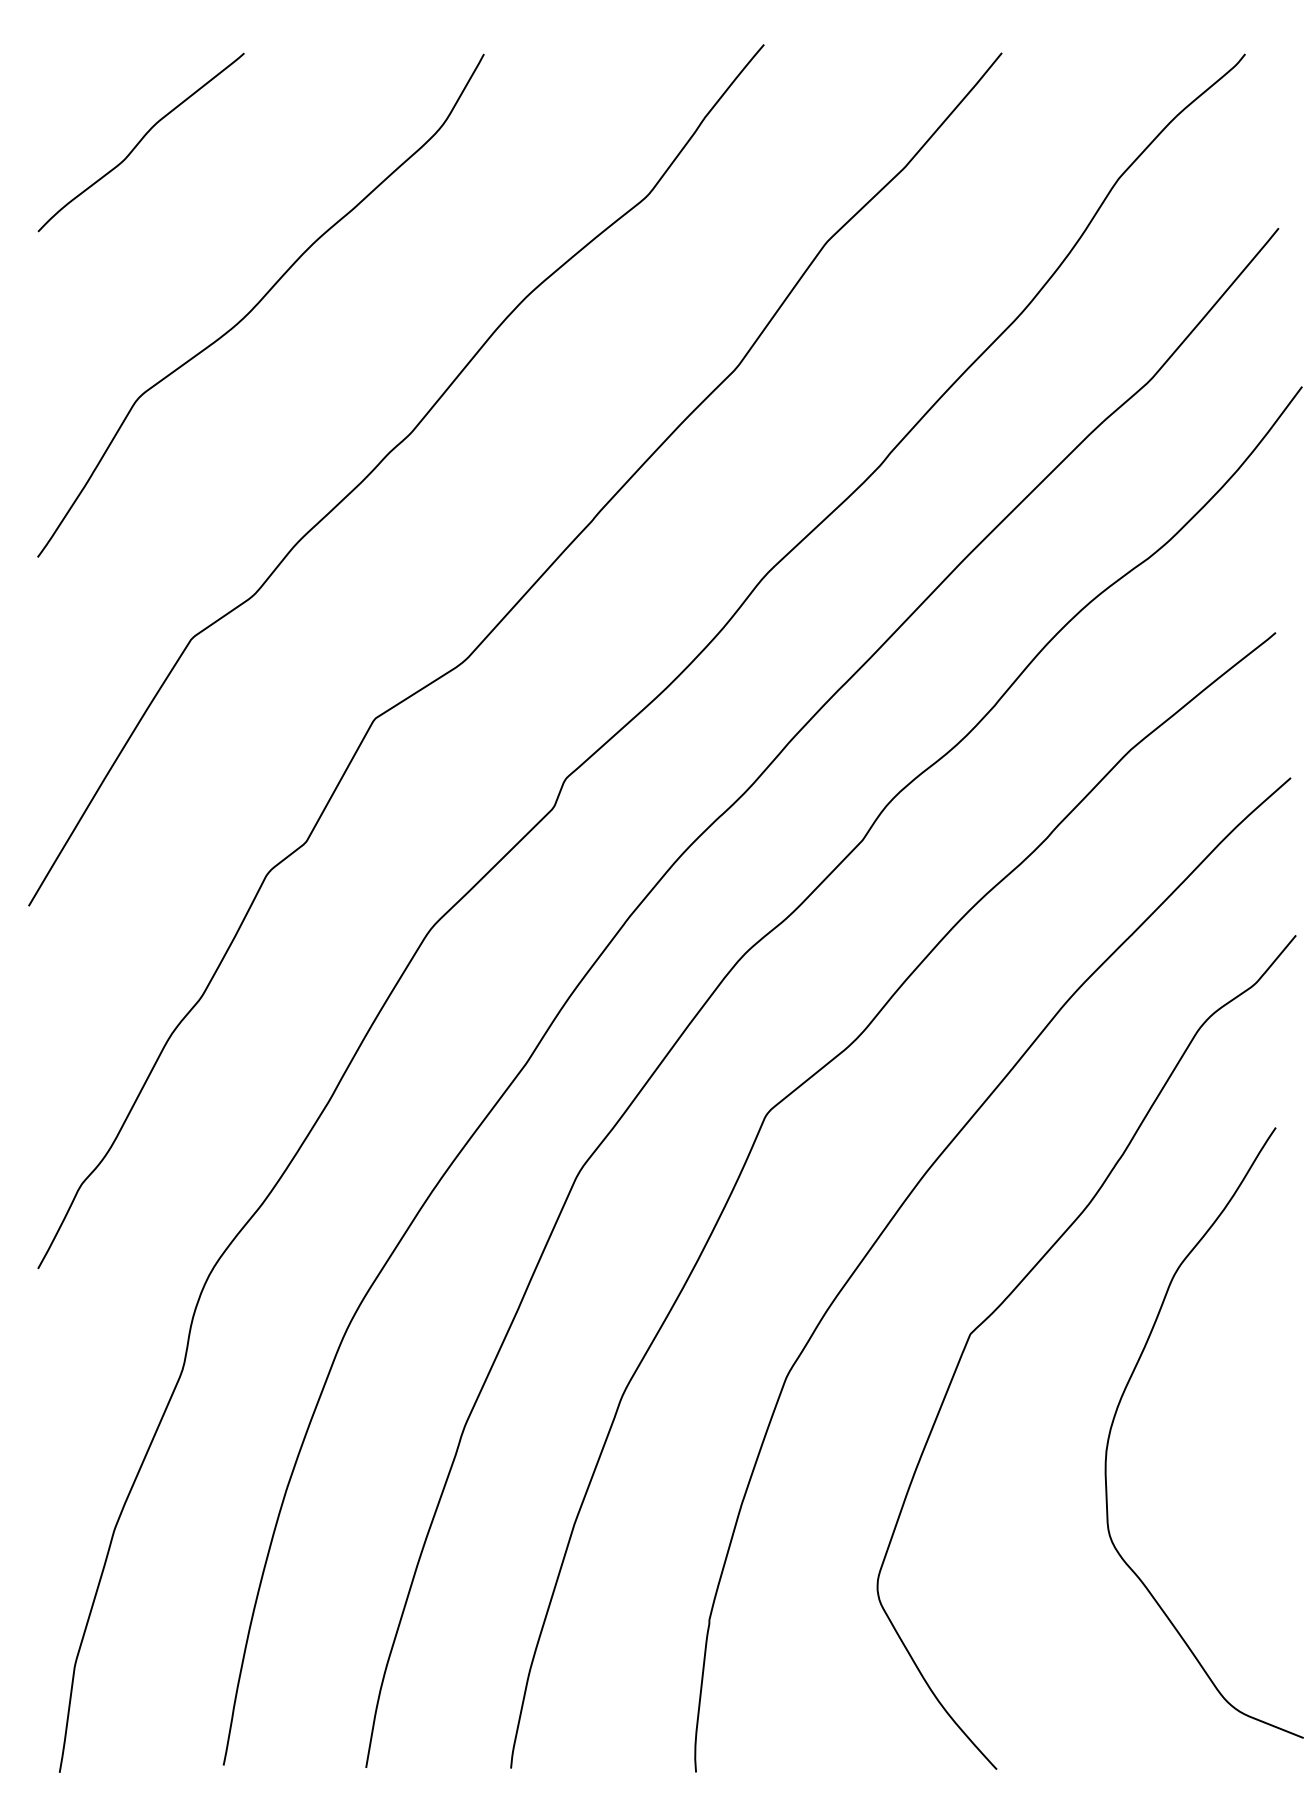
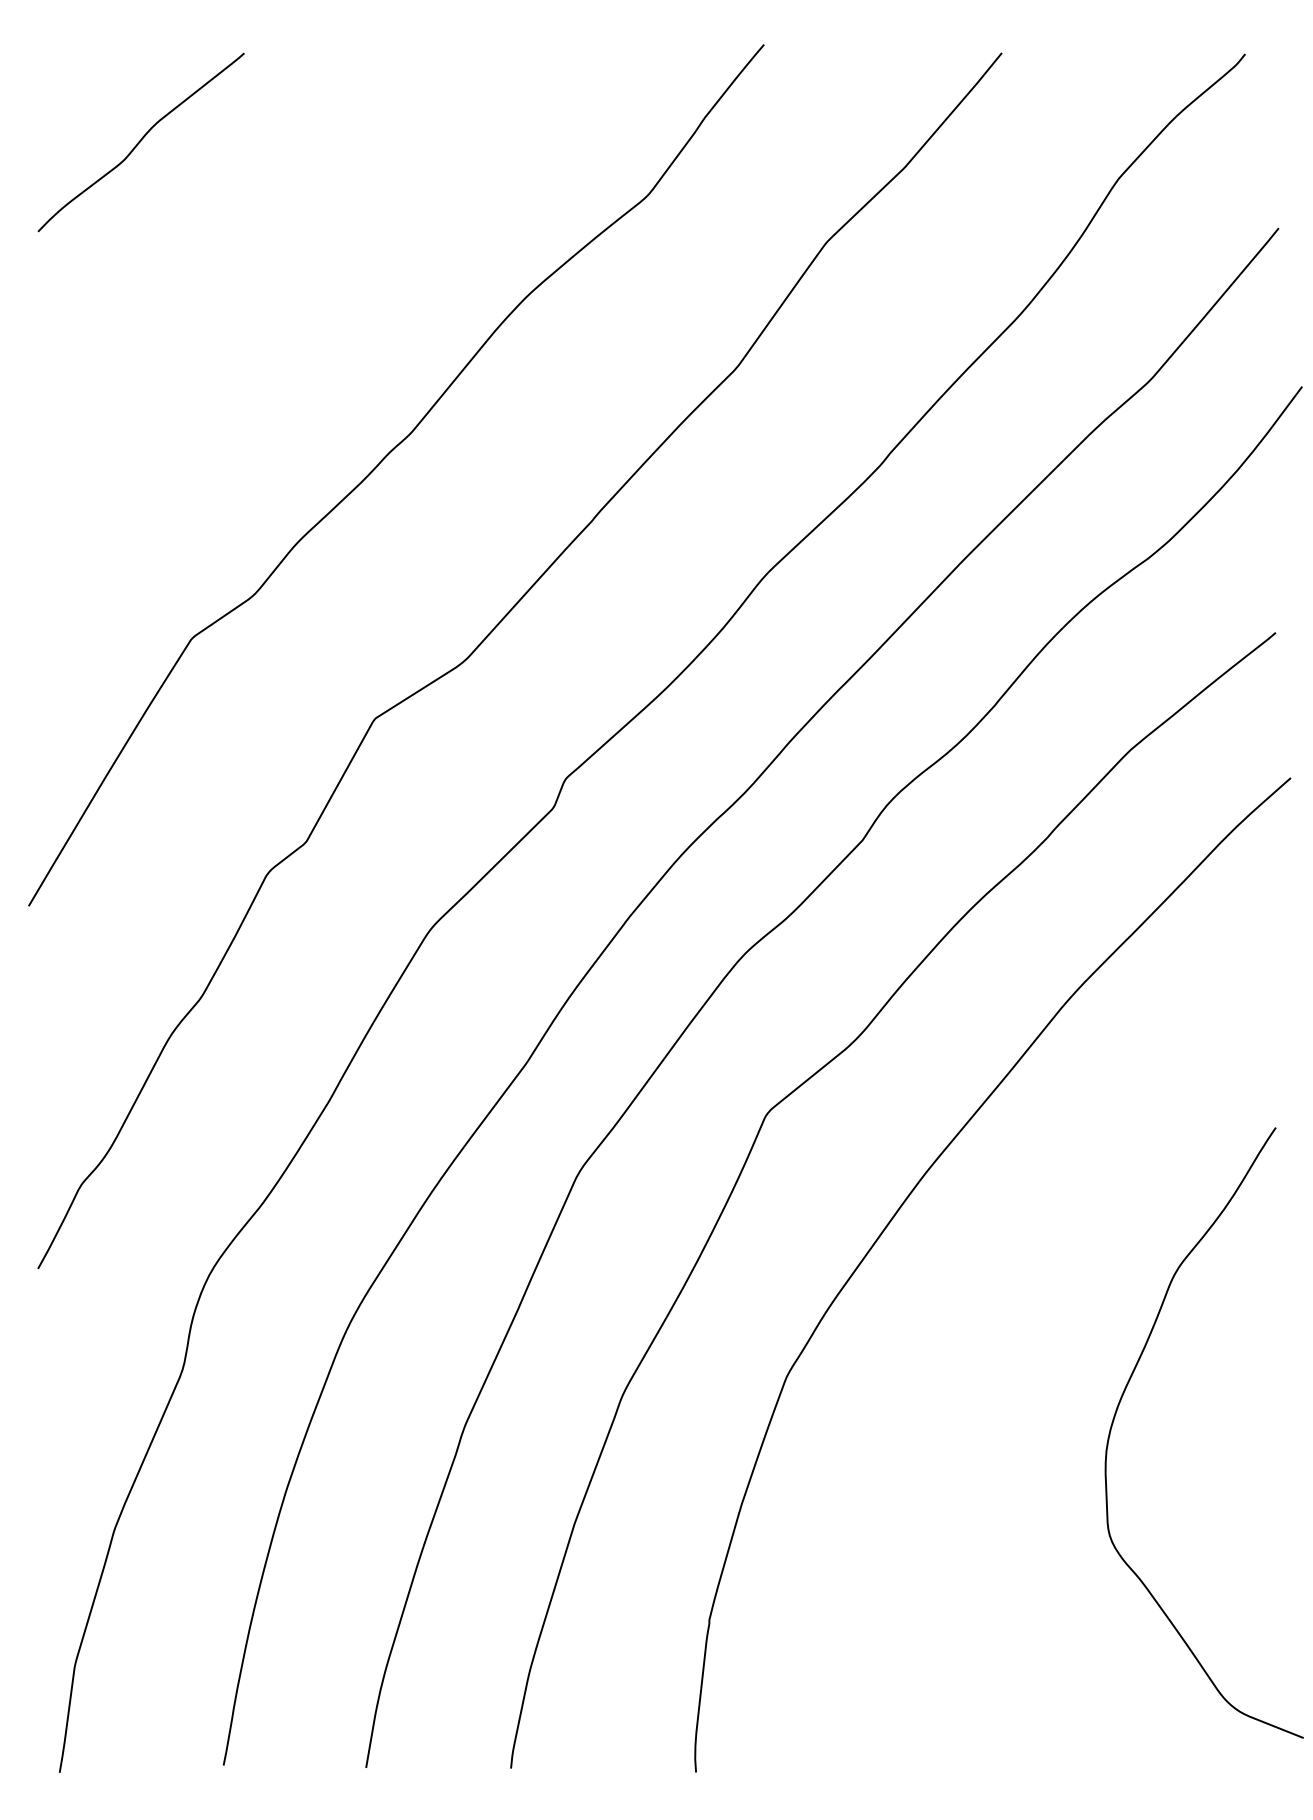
curve: present -> none (259, 303)
curve: present -> none (1013, 1292)
